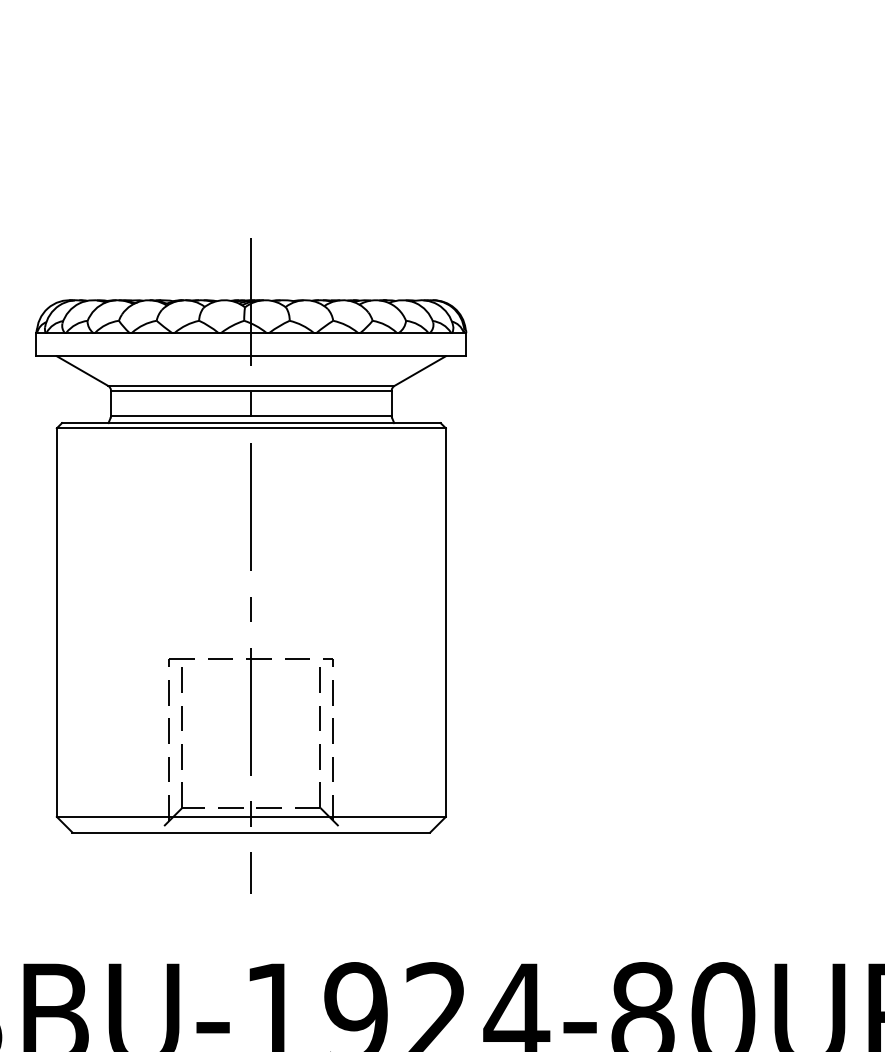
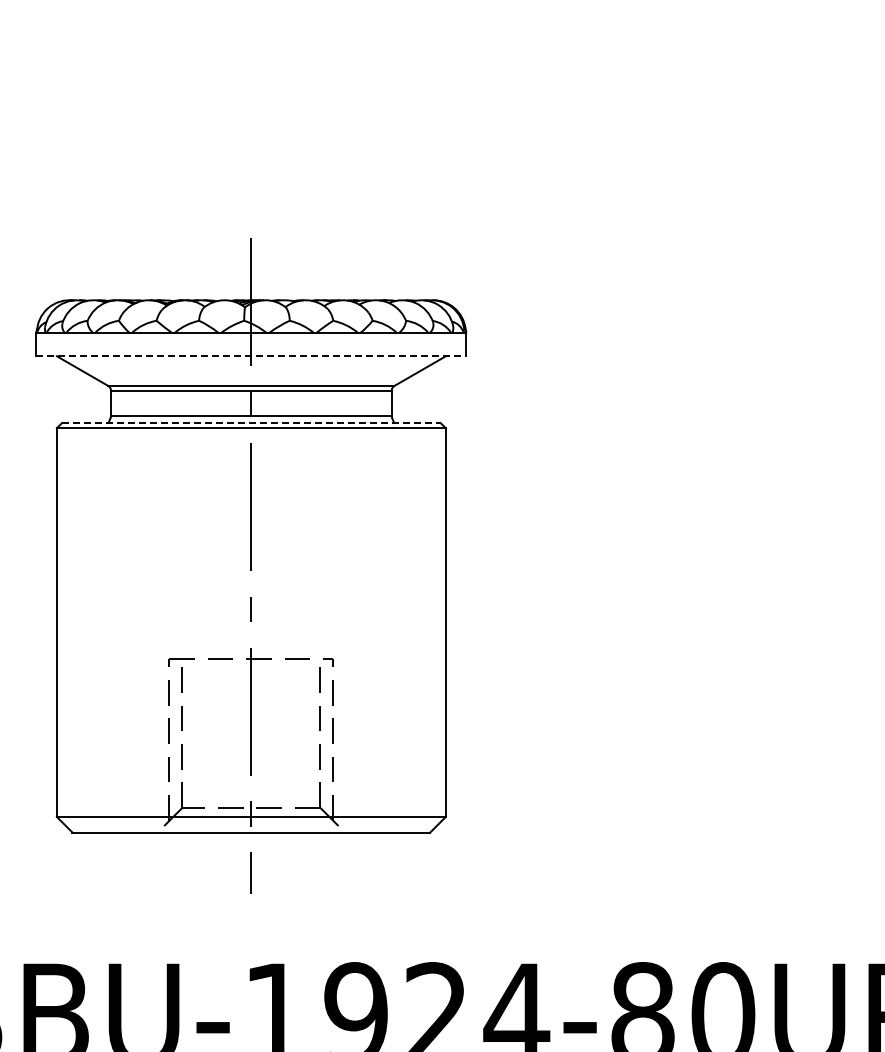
line: solid -> dashed (251, 356)
line: solid -> dashed (251, 423)
